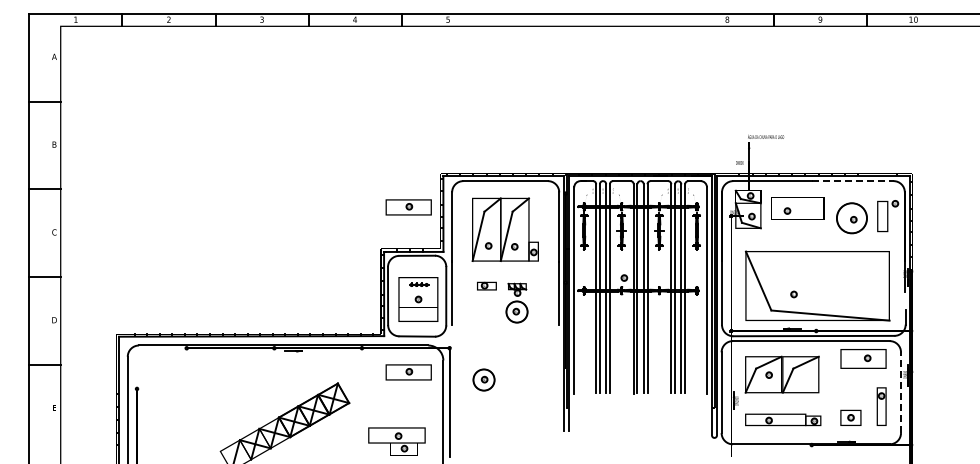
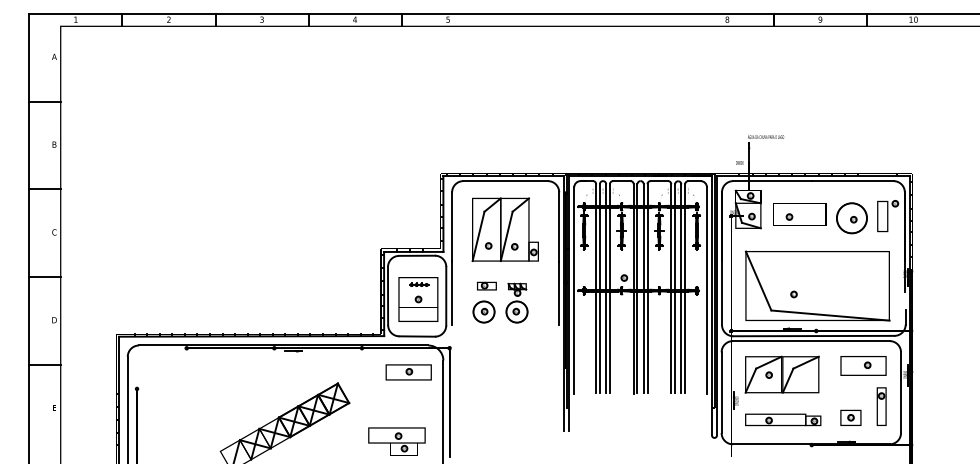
line: dashed -> solid (852, 181)
part: present -> none (408, 207)
part position: (797, 208) -> (799, 214) (799, 214)
part position: (863, 358) -> (863, 365) (863, 365)
part position: (483, 379) -> (483, 311) (483, 311)
line: dashed -> solid (901, 392)
